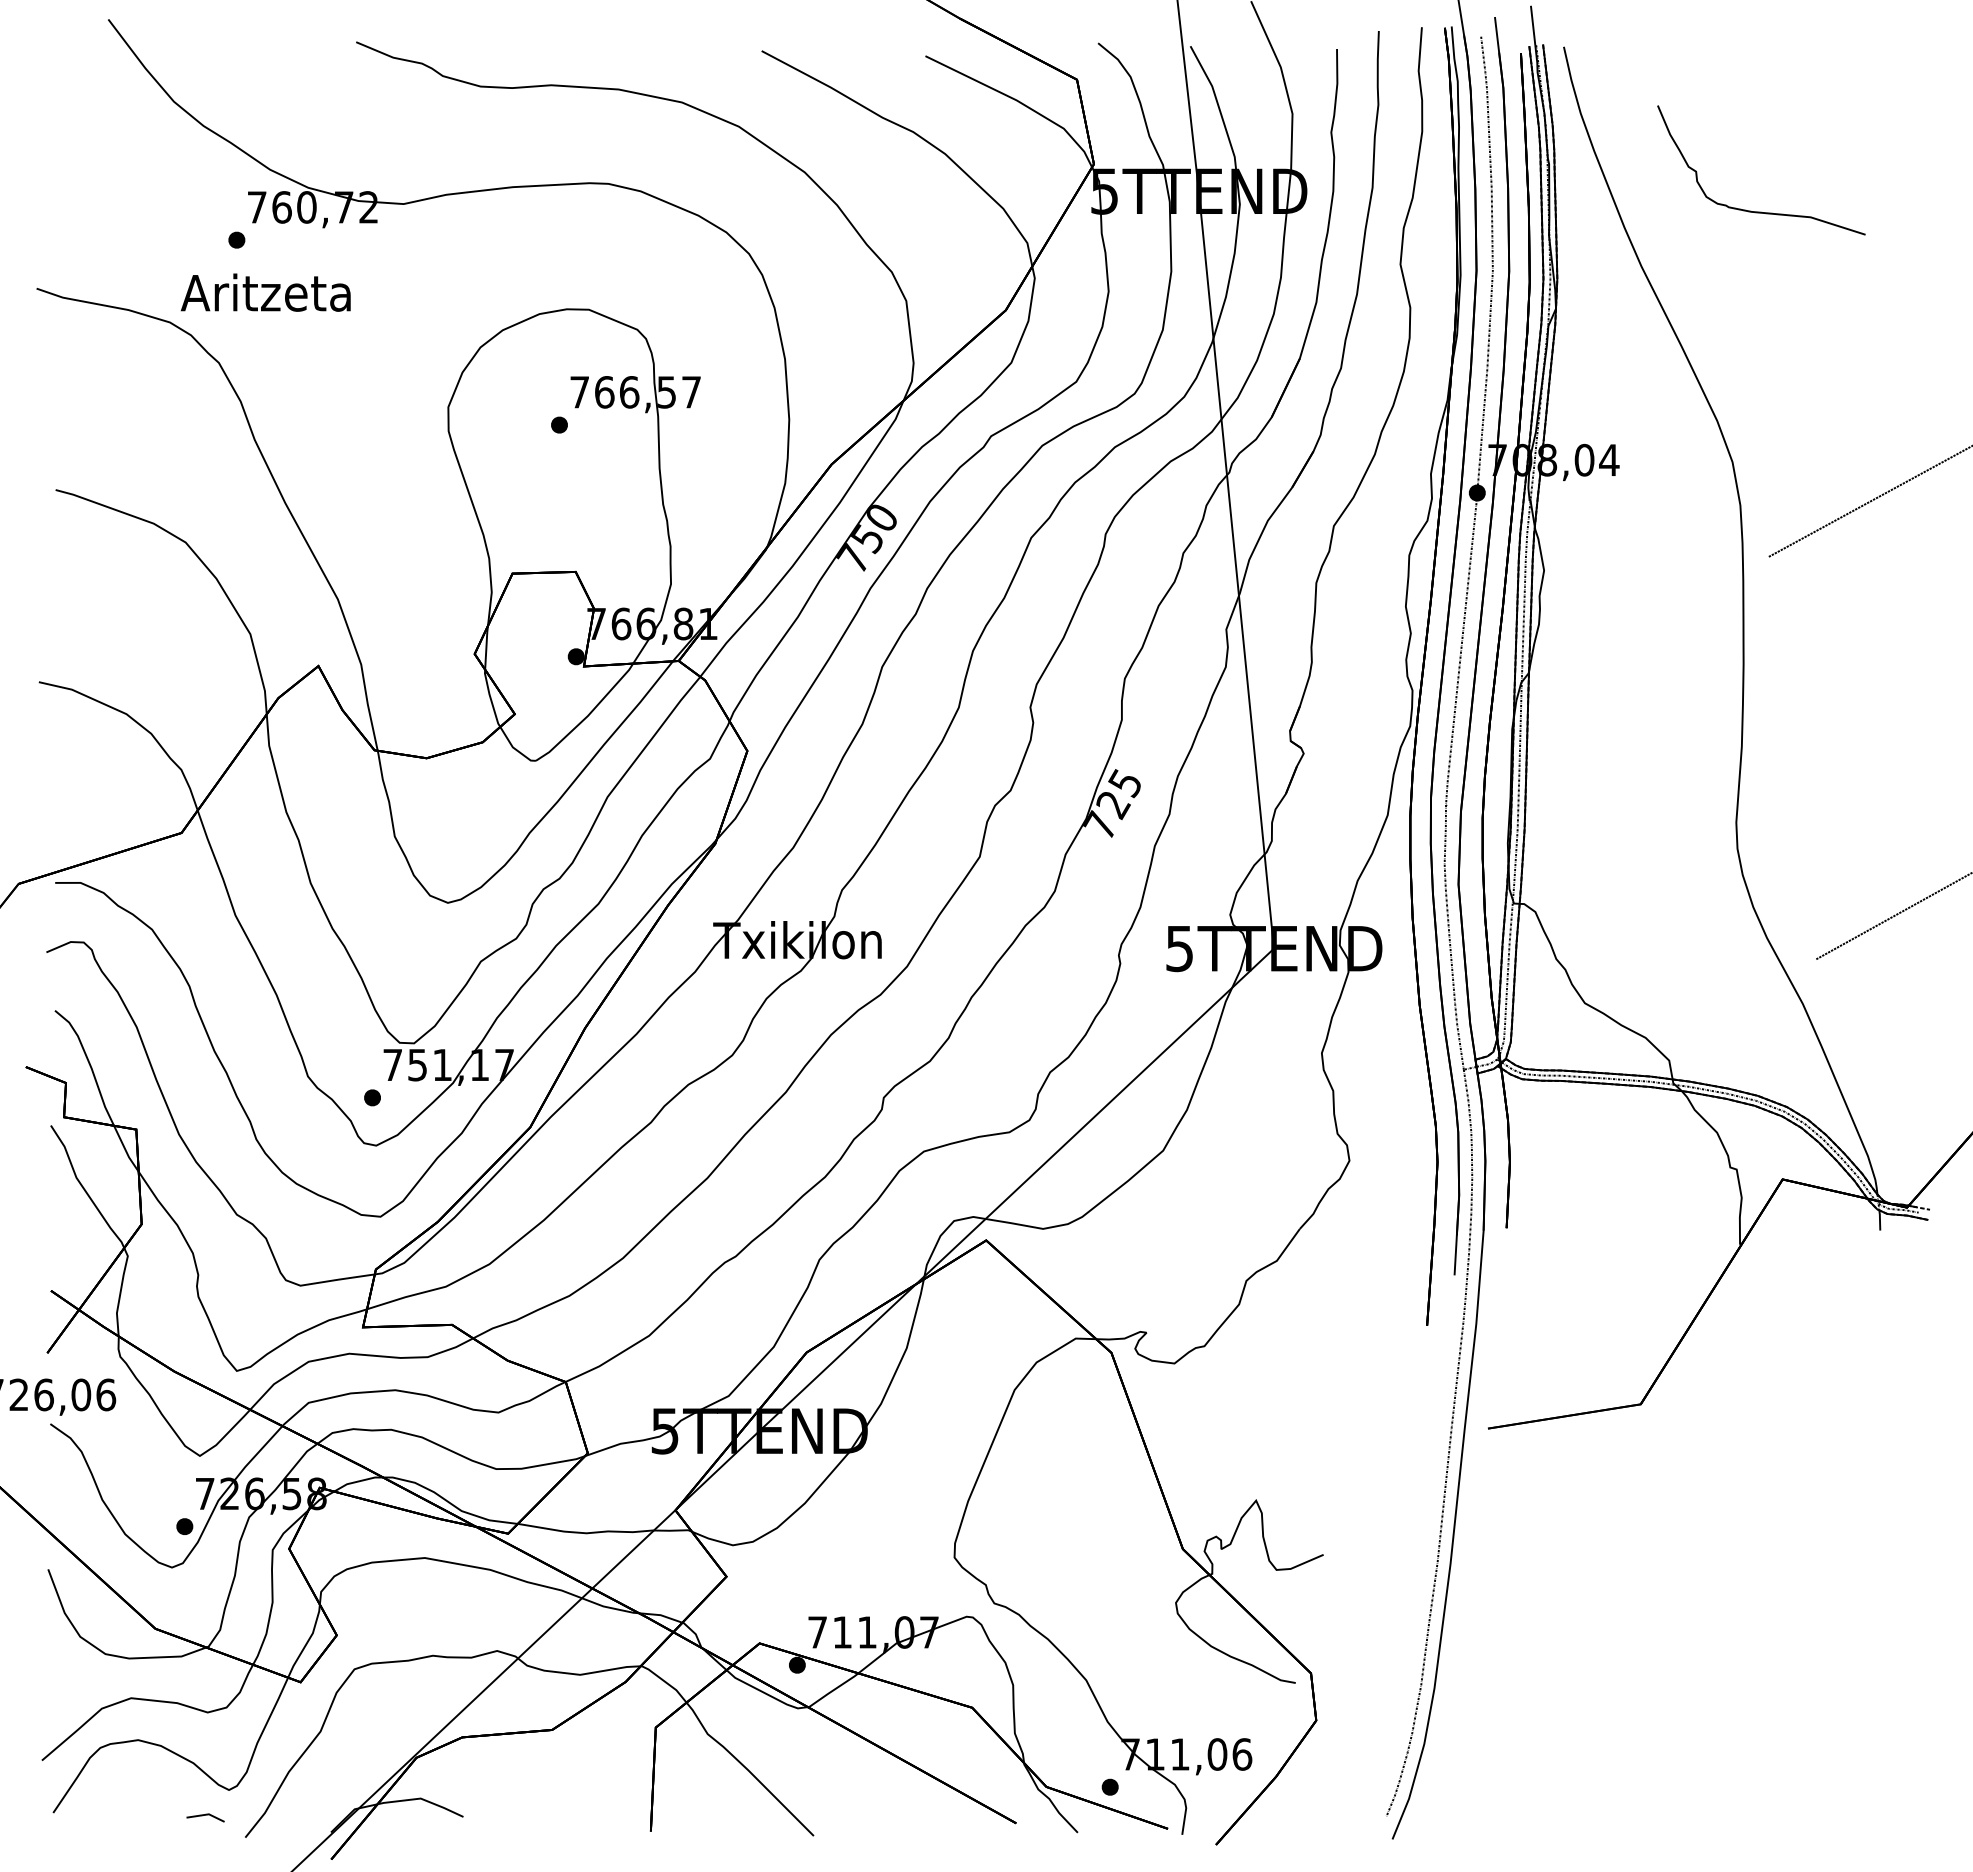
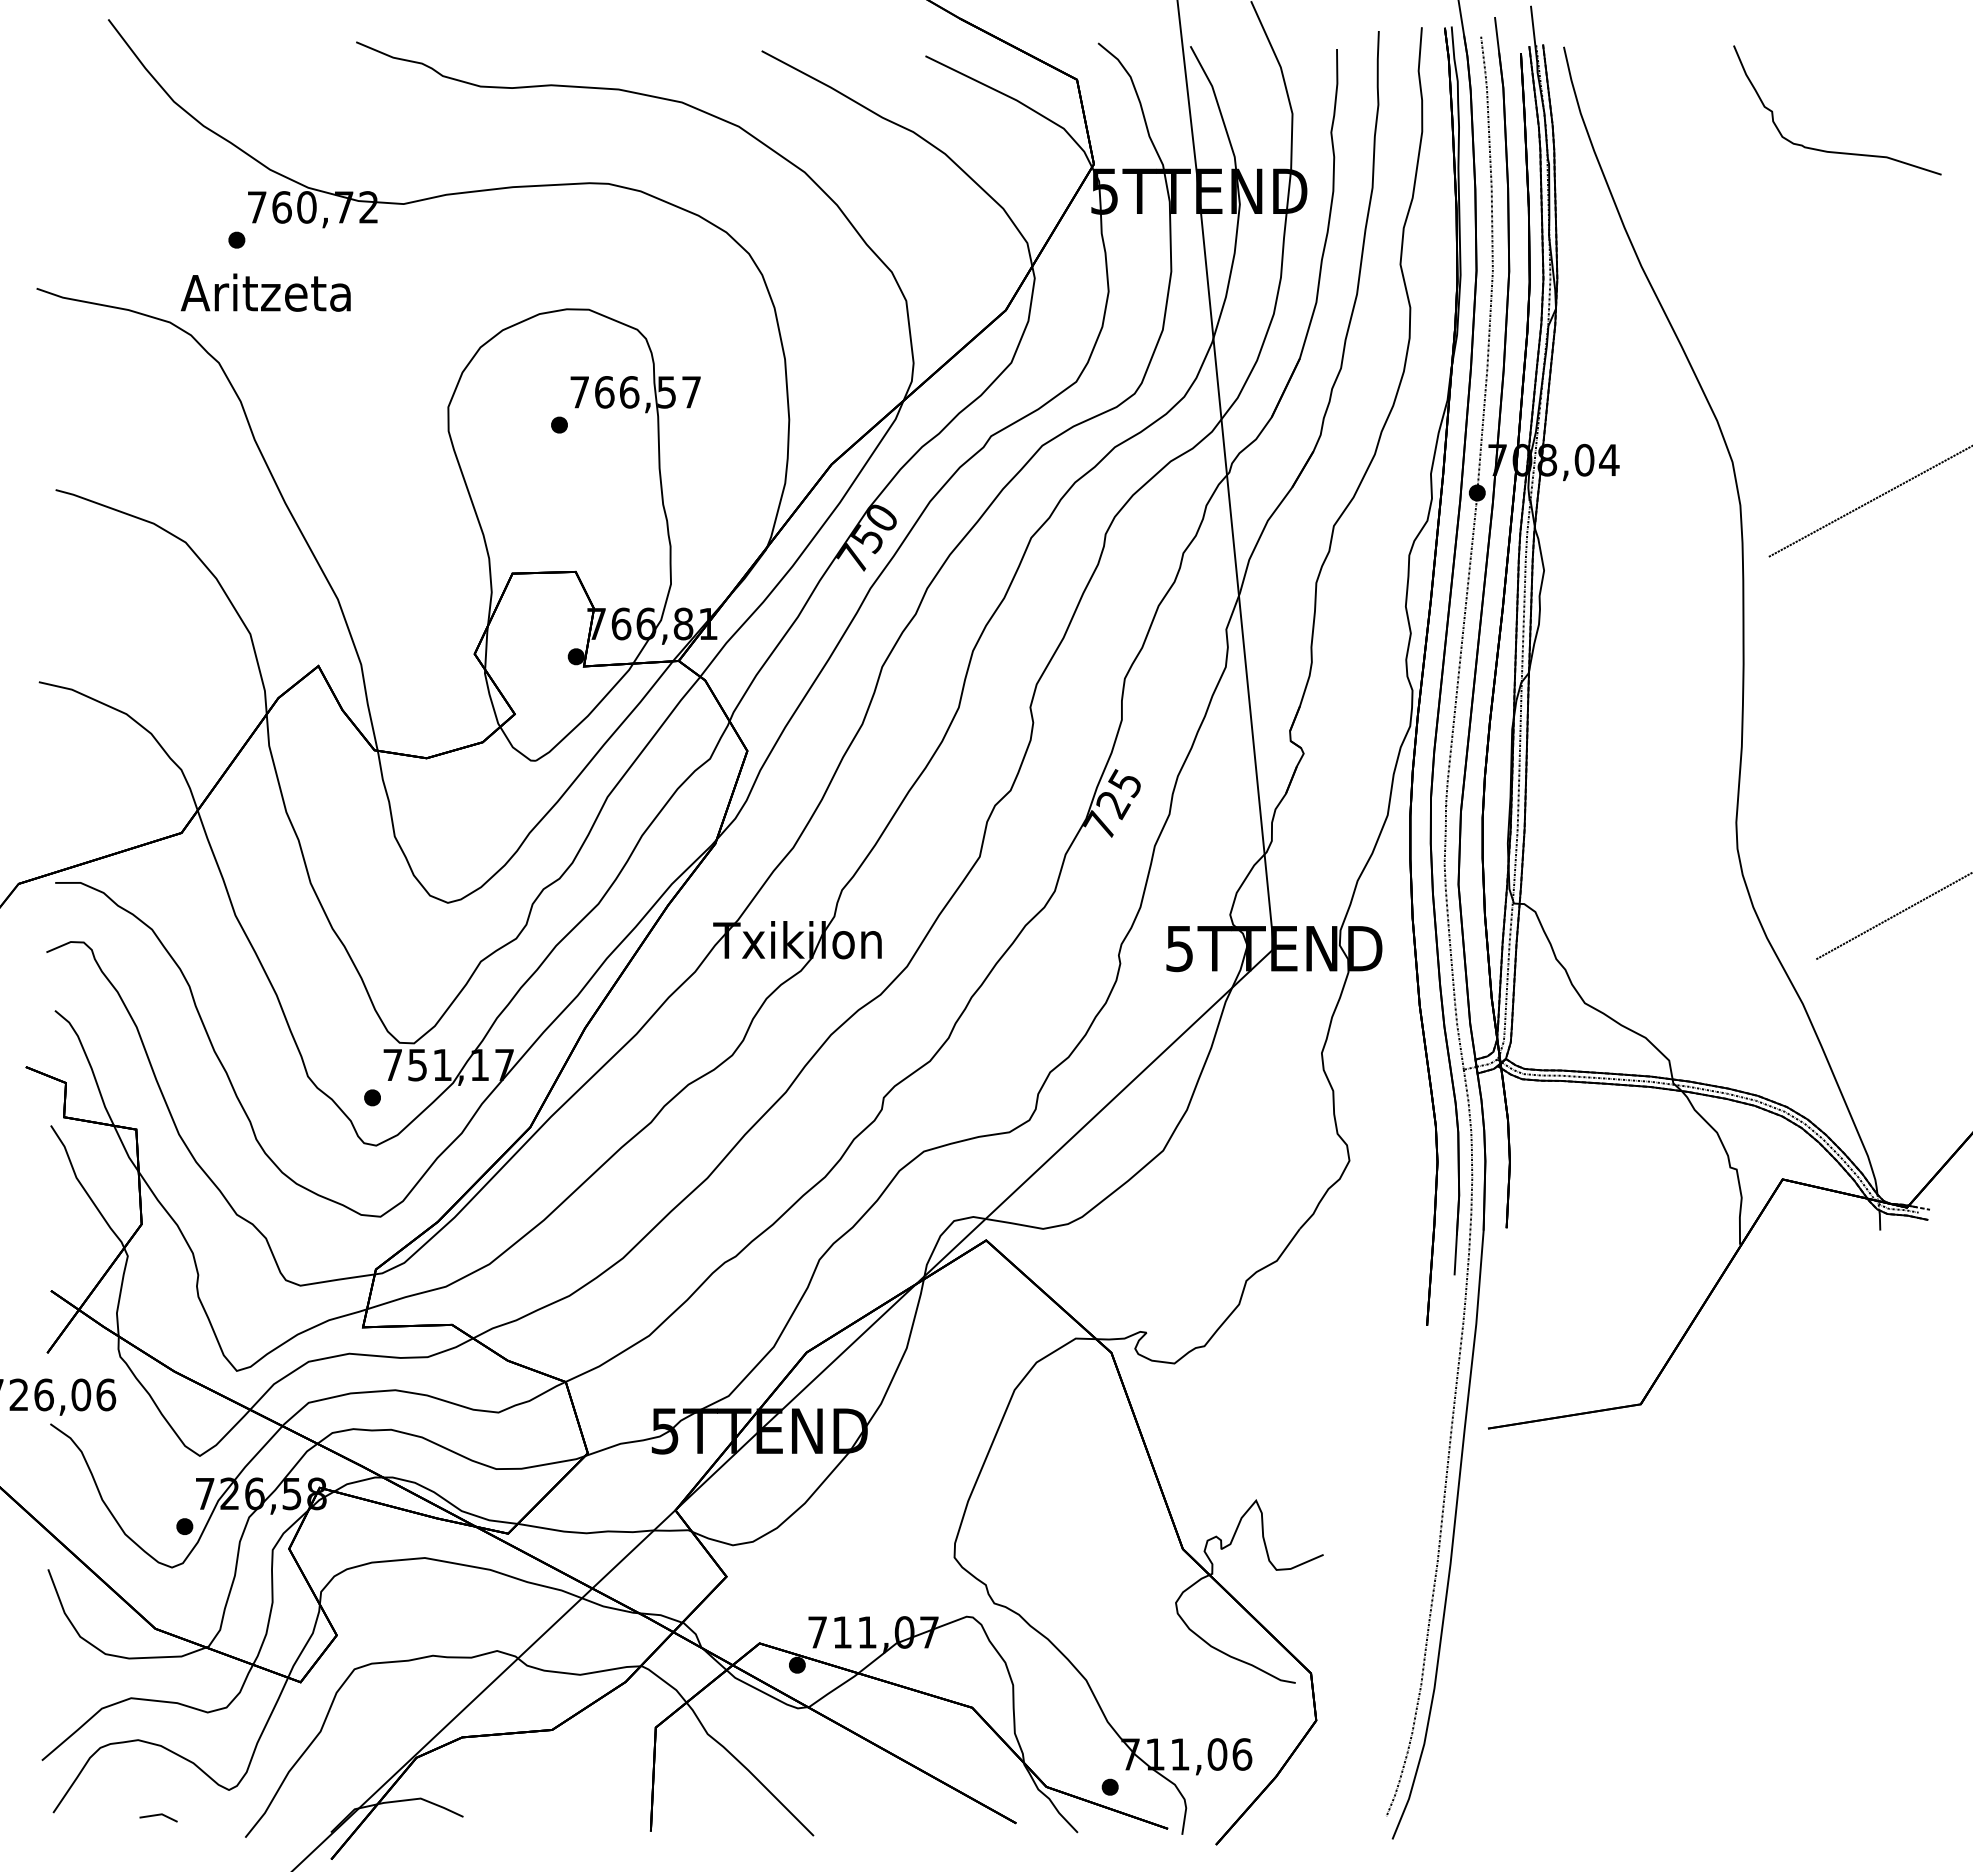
curve position: (1761, 211) -> (1837, 151) (1837, 151)
line position: (205, 1815) -> (158, 1815) (158, 1815)
